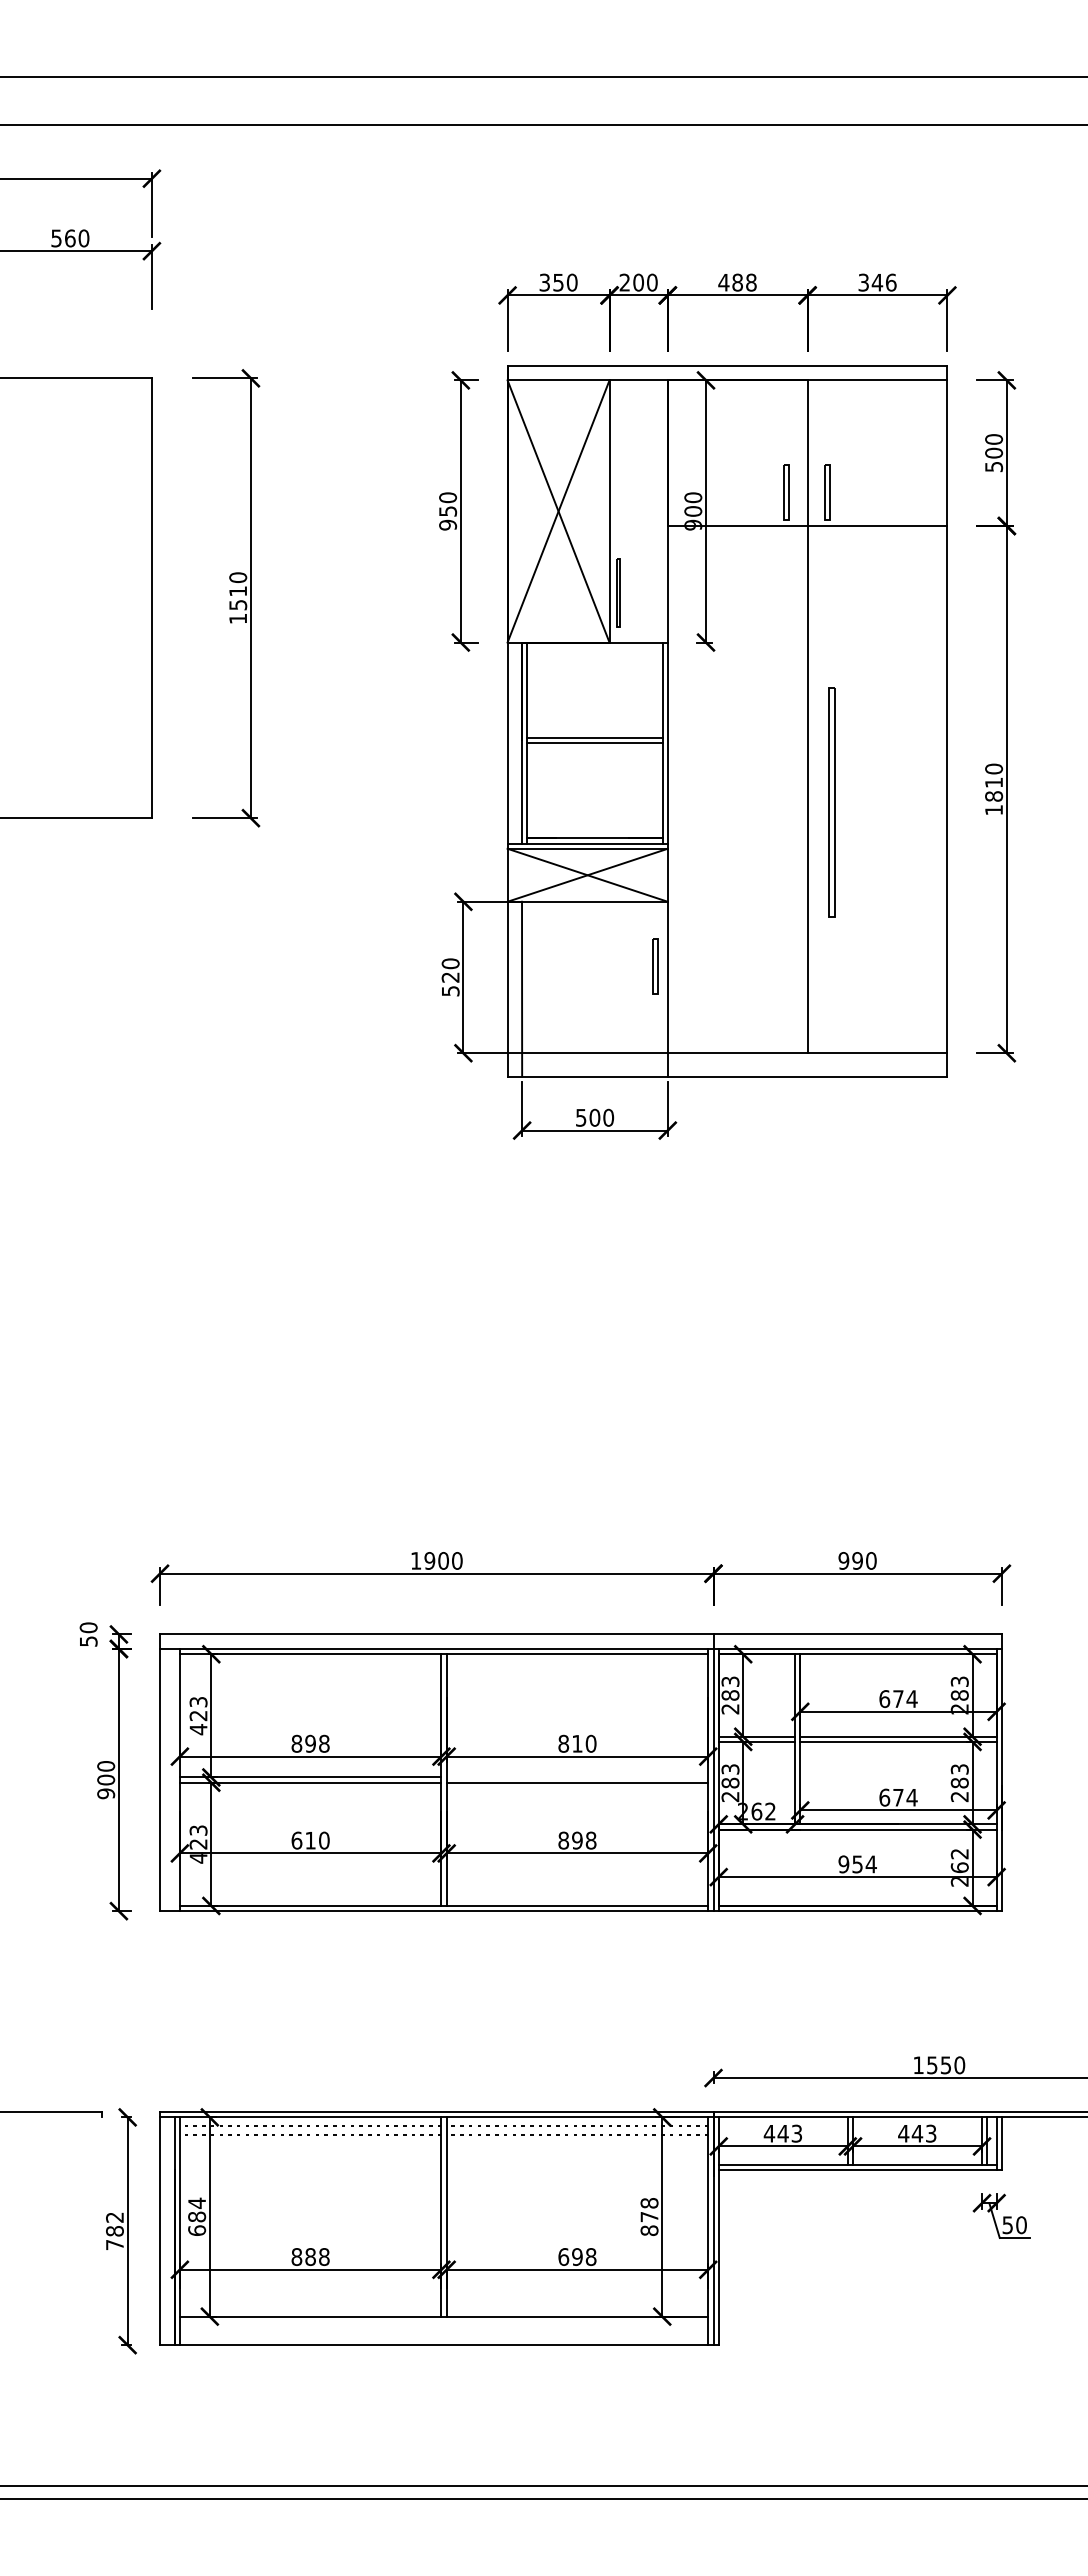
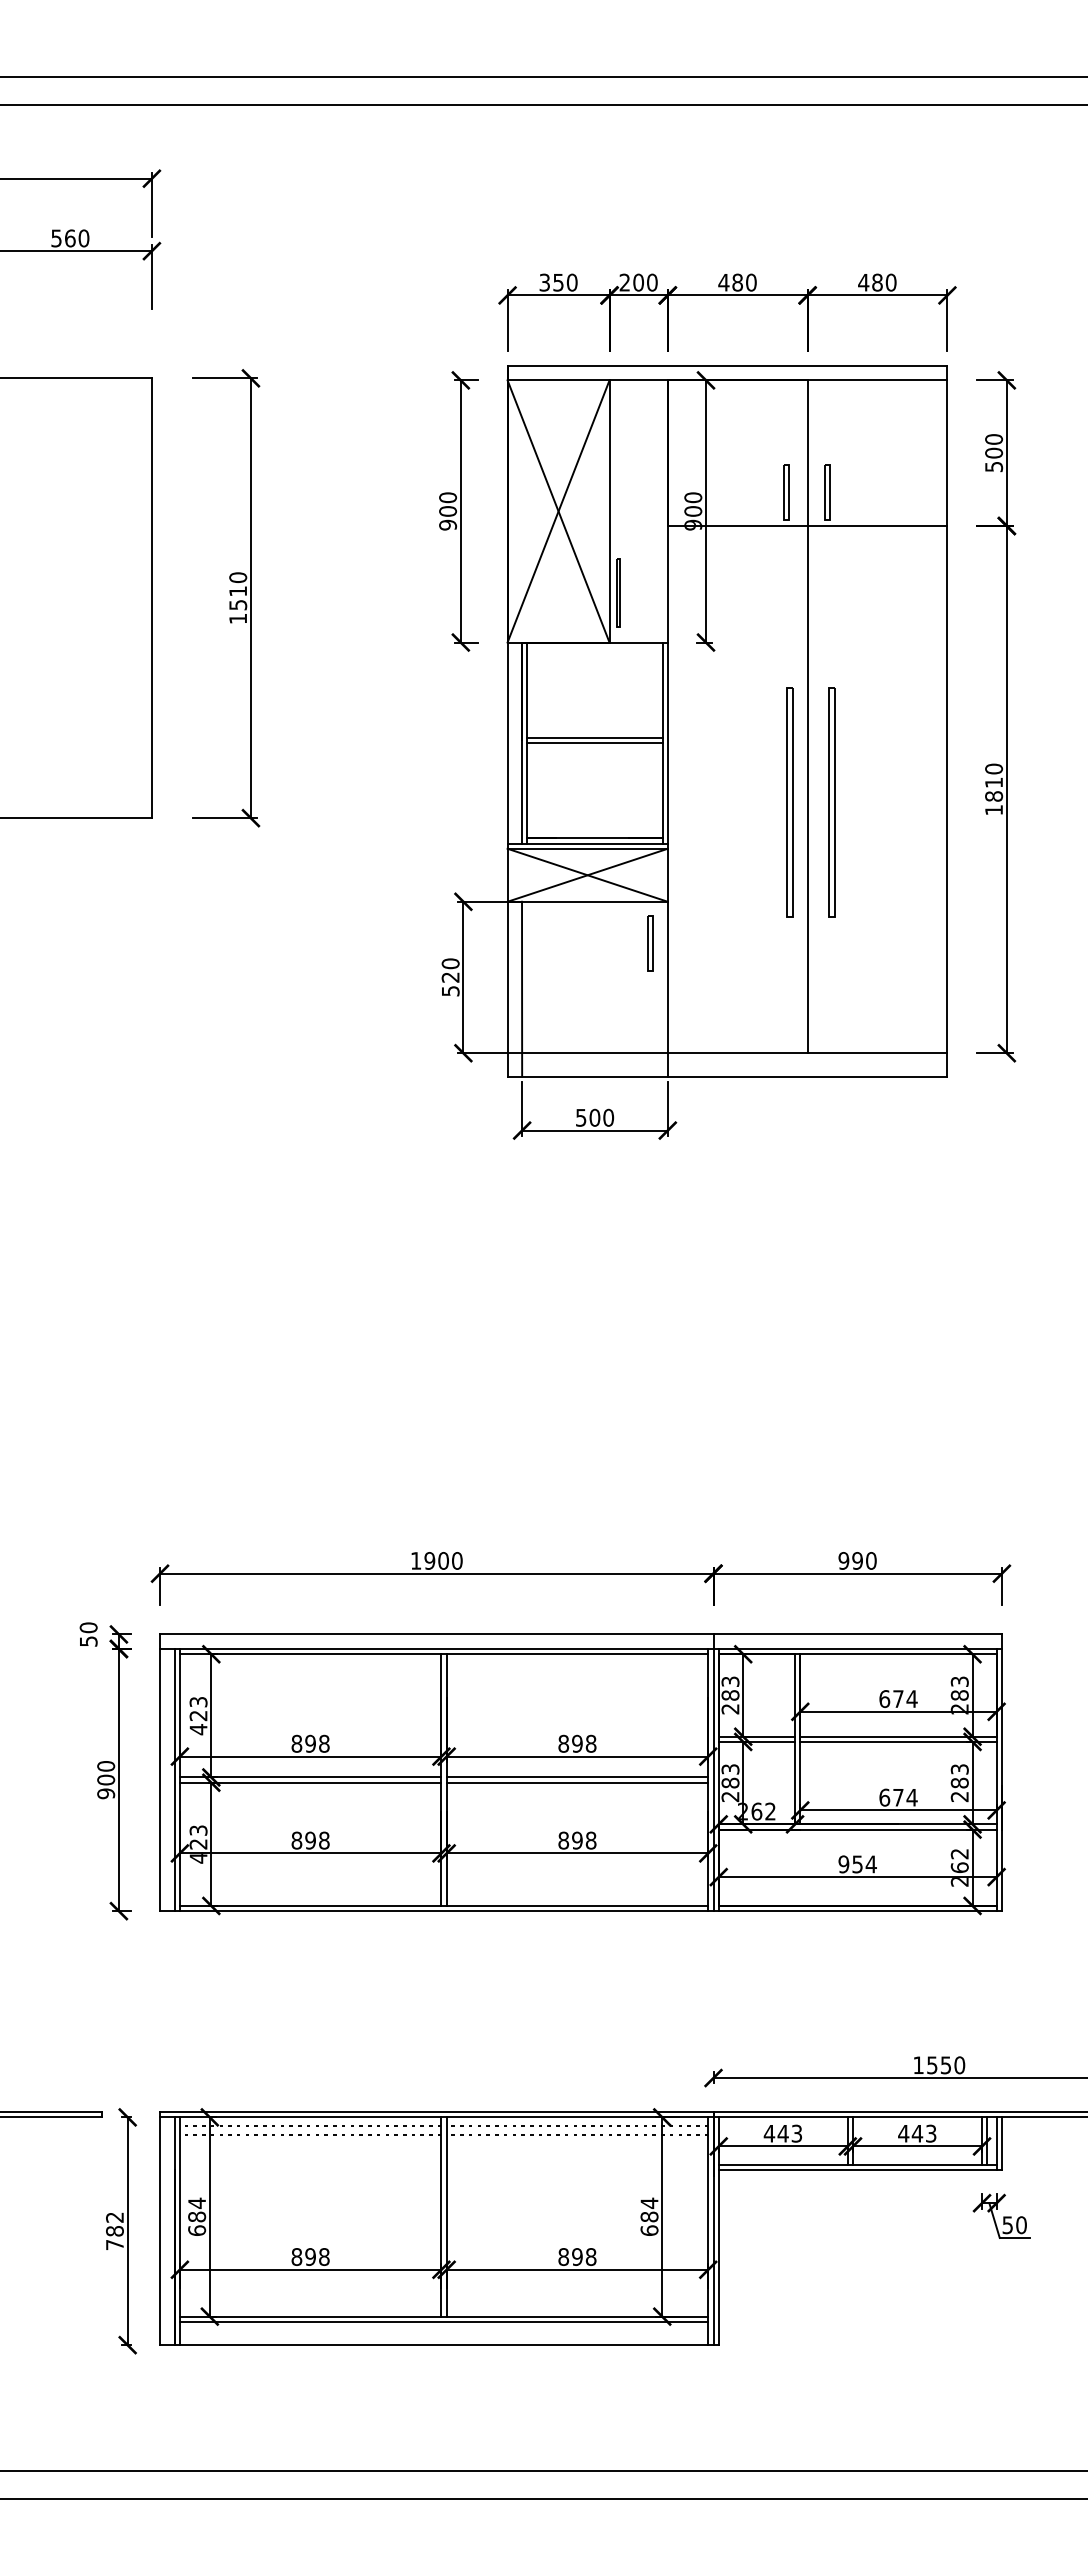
line position: (543, 125) -> (543, 105) (543, 105)
text: 488 -> 480 (751, 282)
text: 346 -> 480 (877, 282)
text: 950 -> 900 (448, 511)
part: none -> present (789, 802)
part position: (655, 966) -> (650, 943) (650, 943)
text: 810 -> 898 (584, 1743)
line: none -> present (577, 1777)
line: none -> present (174, 1780)
text: 610 -> 898 (310, 1840)
line: none -> present (51, 2117)
text: 878 -> 684 (649, 2216)
text: 888 -> 898 (310, 2256)
text: 698 -> 898 (563, 2256)
line: none -> present (443, 2321)
line position: (543, 2485) -> (543, 2470) (543, 2470)
